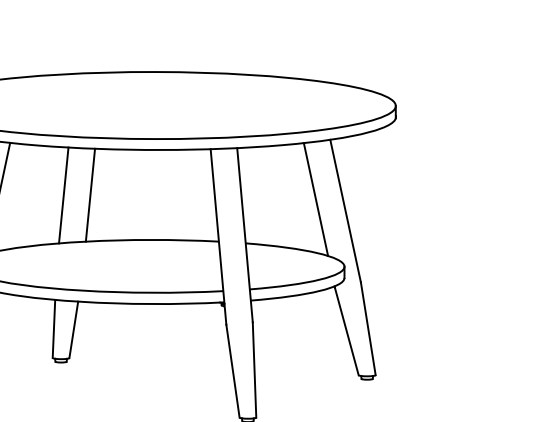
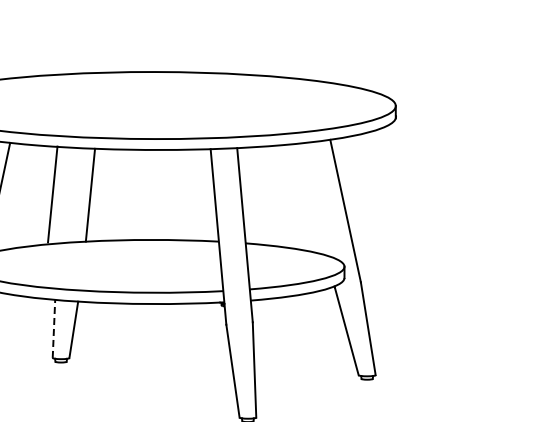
line position: (63, 195) -> (52, 194) (52, 194)
line: present -> none (315, 199)
line: solid -> dashed (53, 328)
